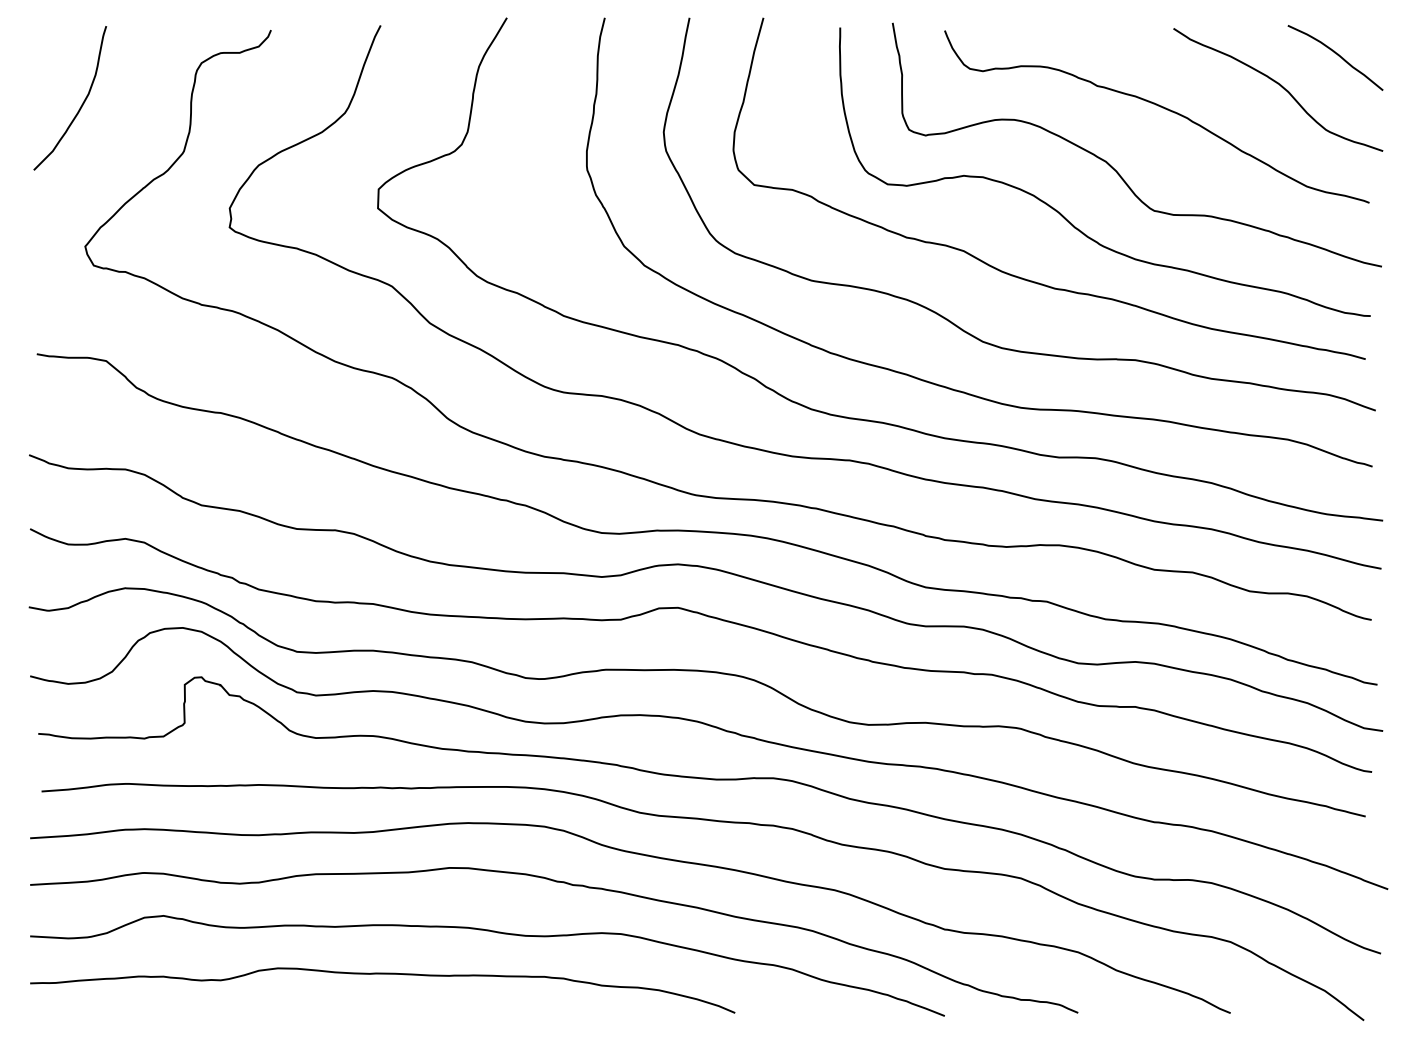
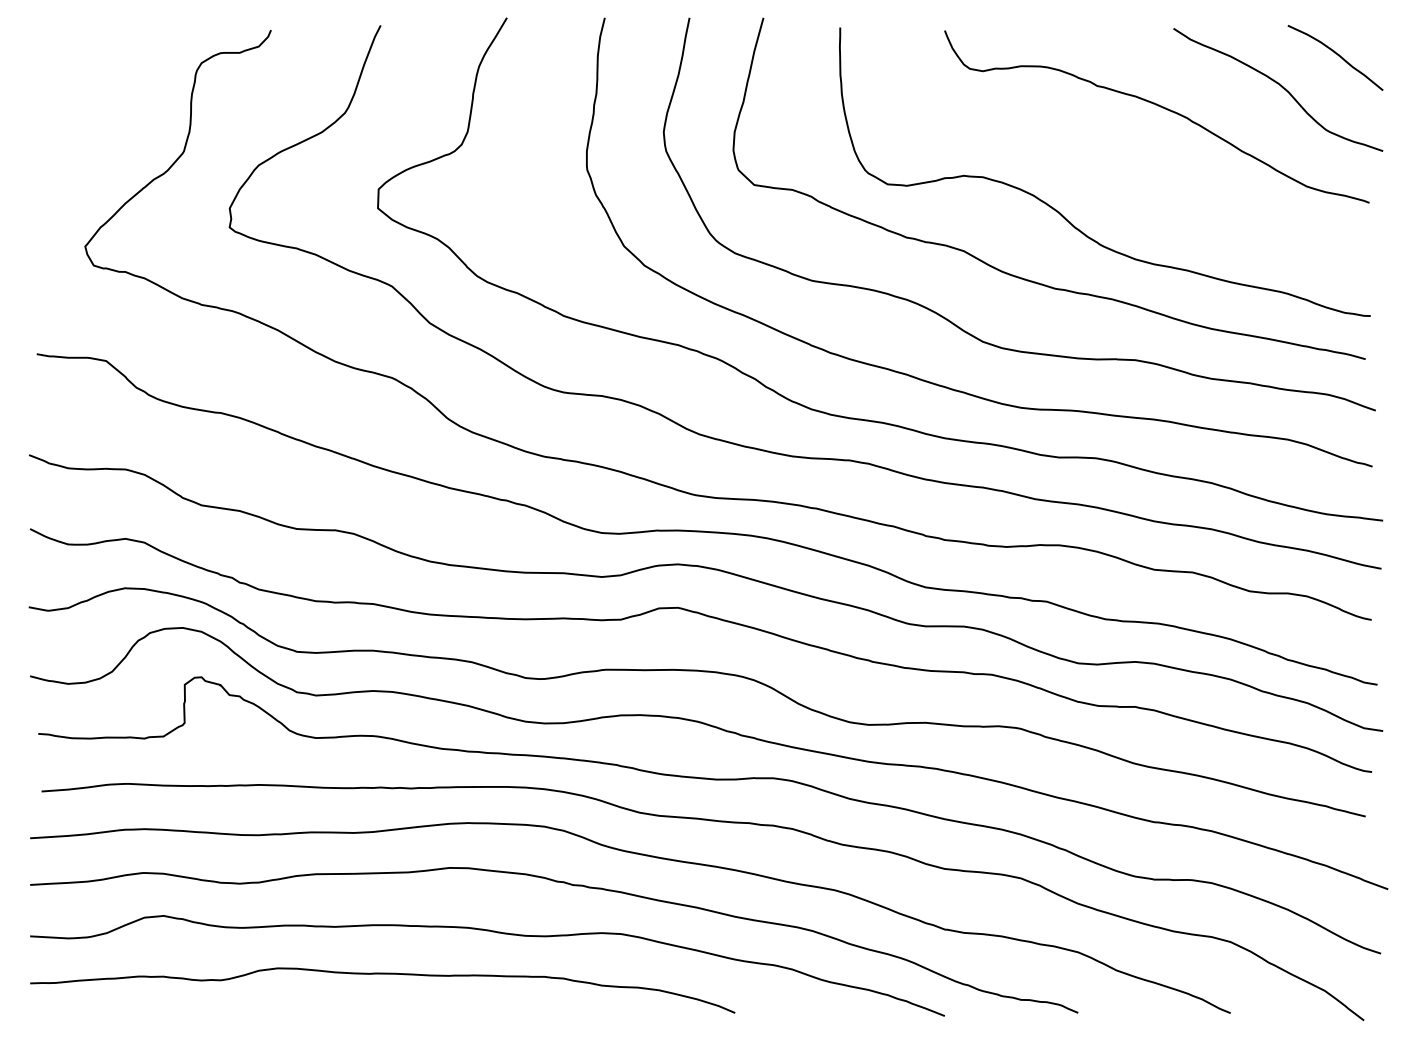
curve: present -> none (81, 104)
curve: present -> none (1113, 167)
